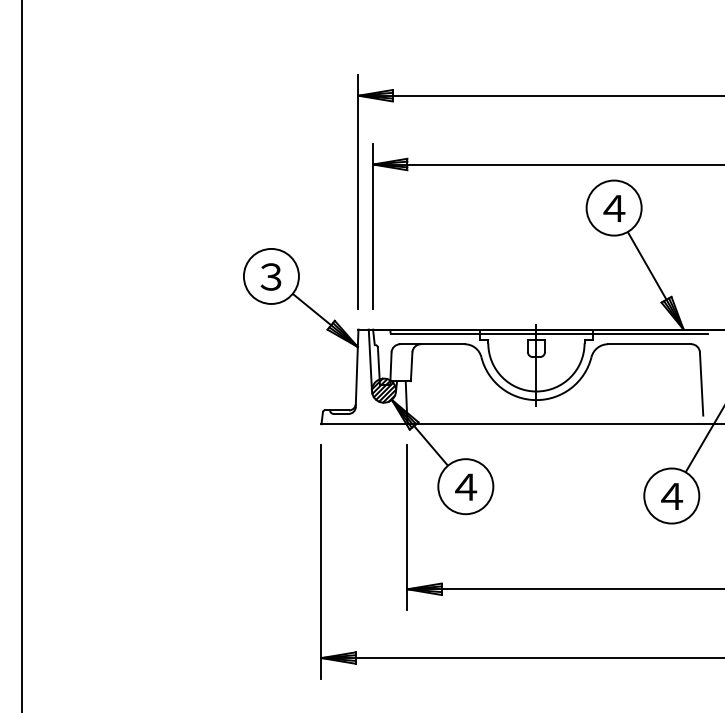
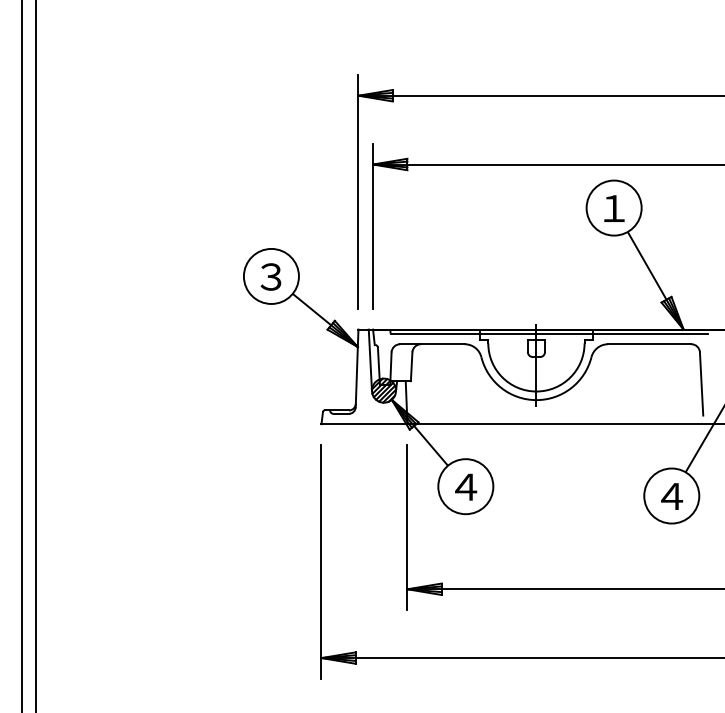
text: ４ -> １ (614, 208)
line: none -> present (35, 355)
